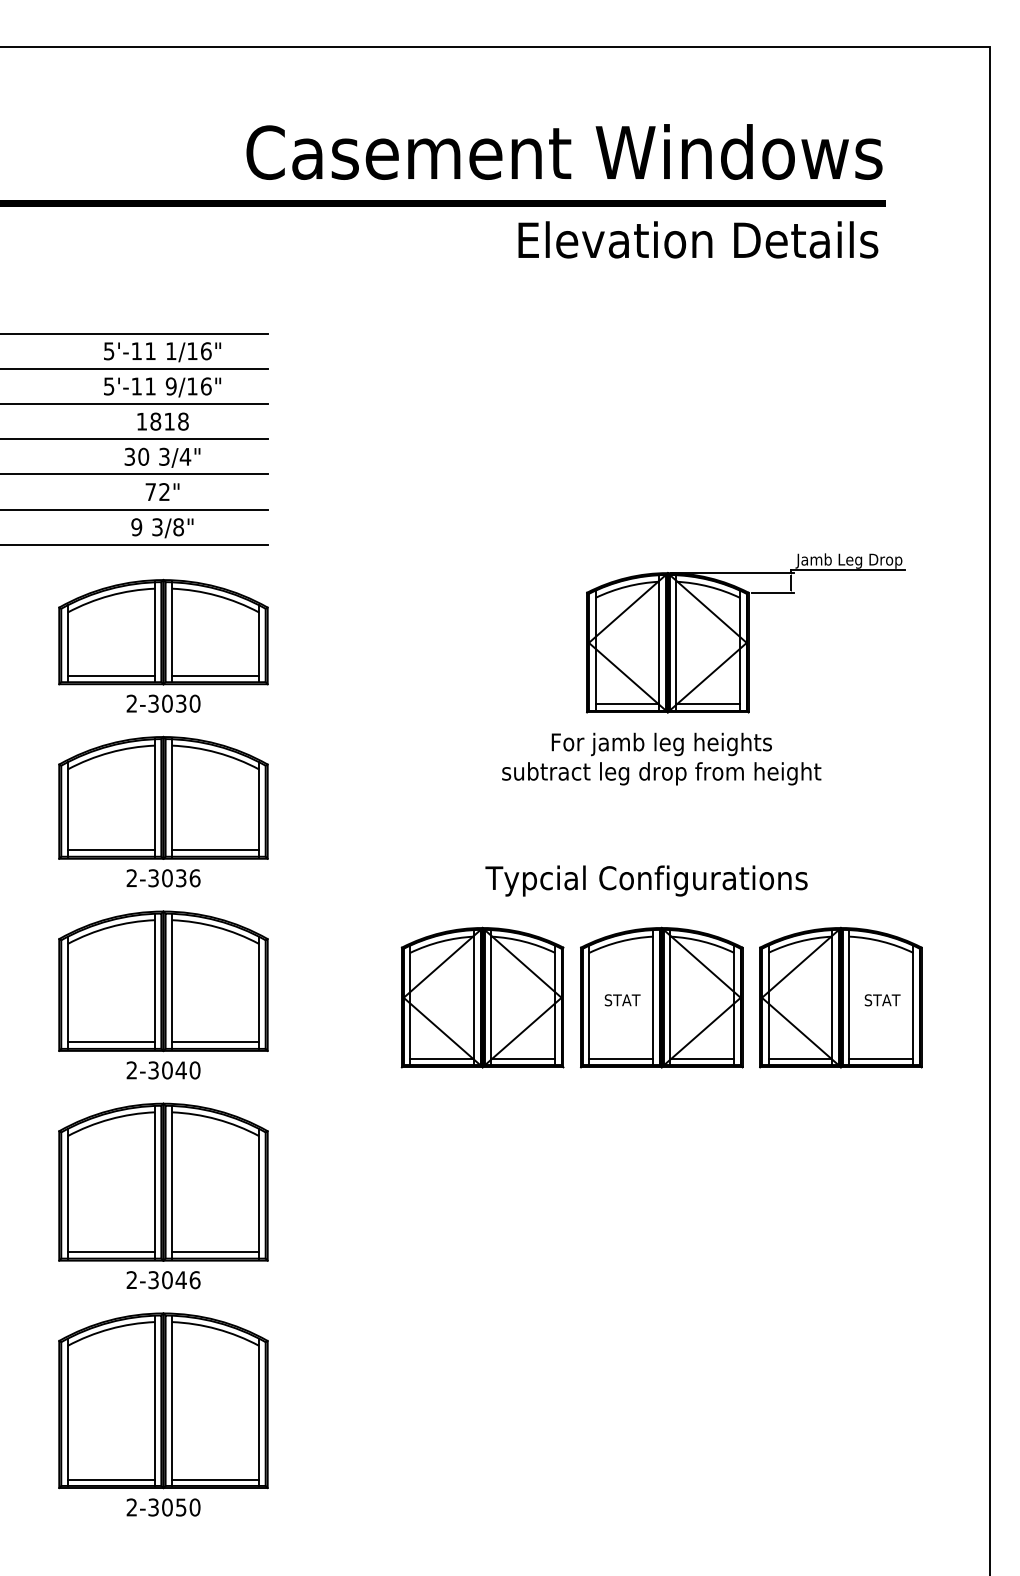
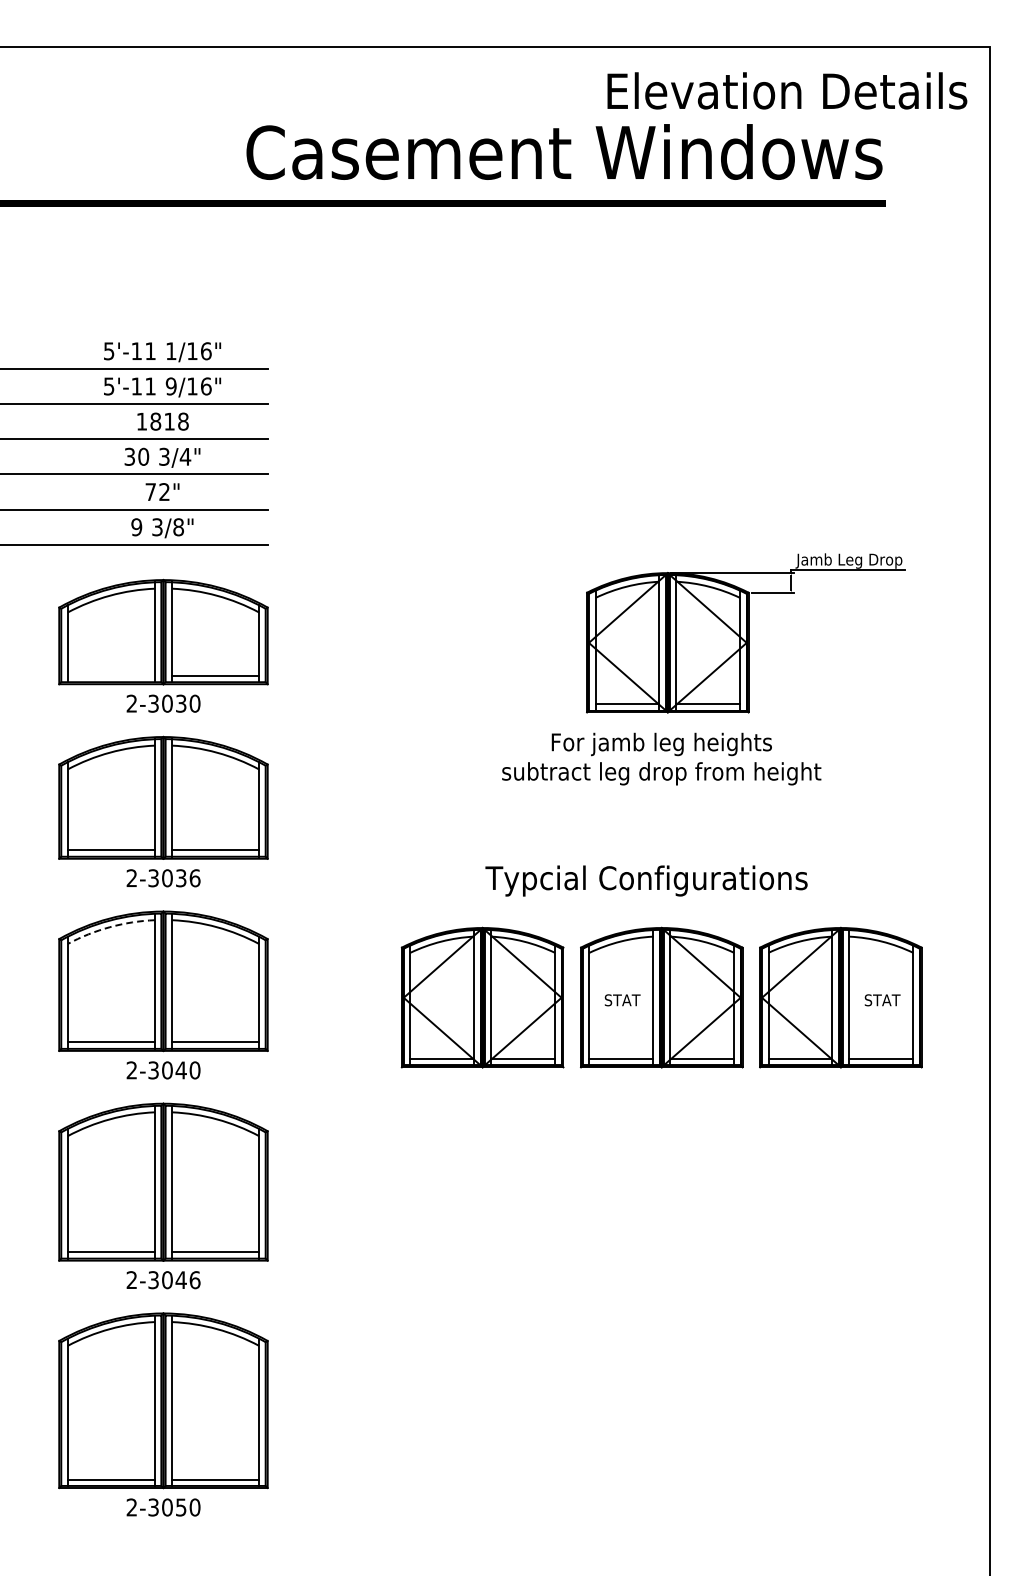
text position: (698, 239) -> (787, 90) (787, 90)
line: present -> none (134, 333)
line: present -> none (110, 675)
arc: solid -> dashed (109, 927)
